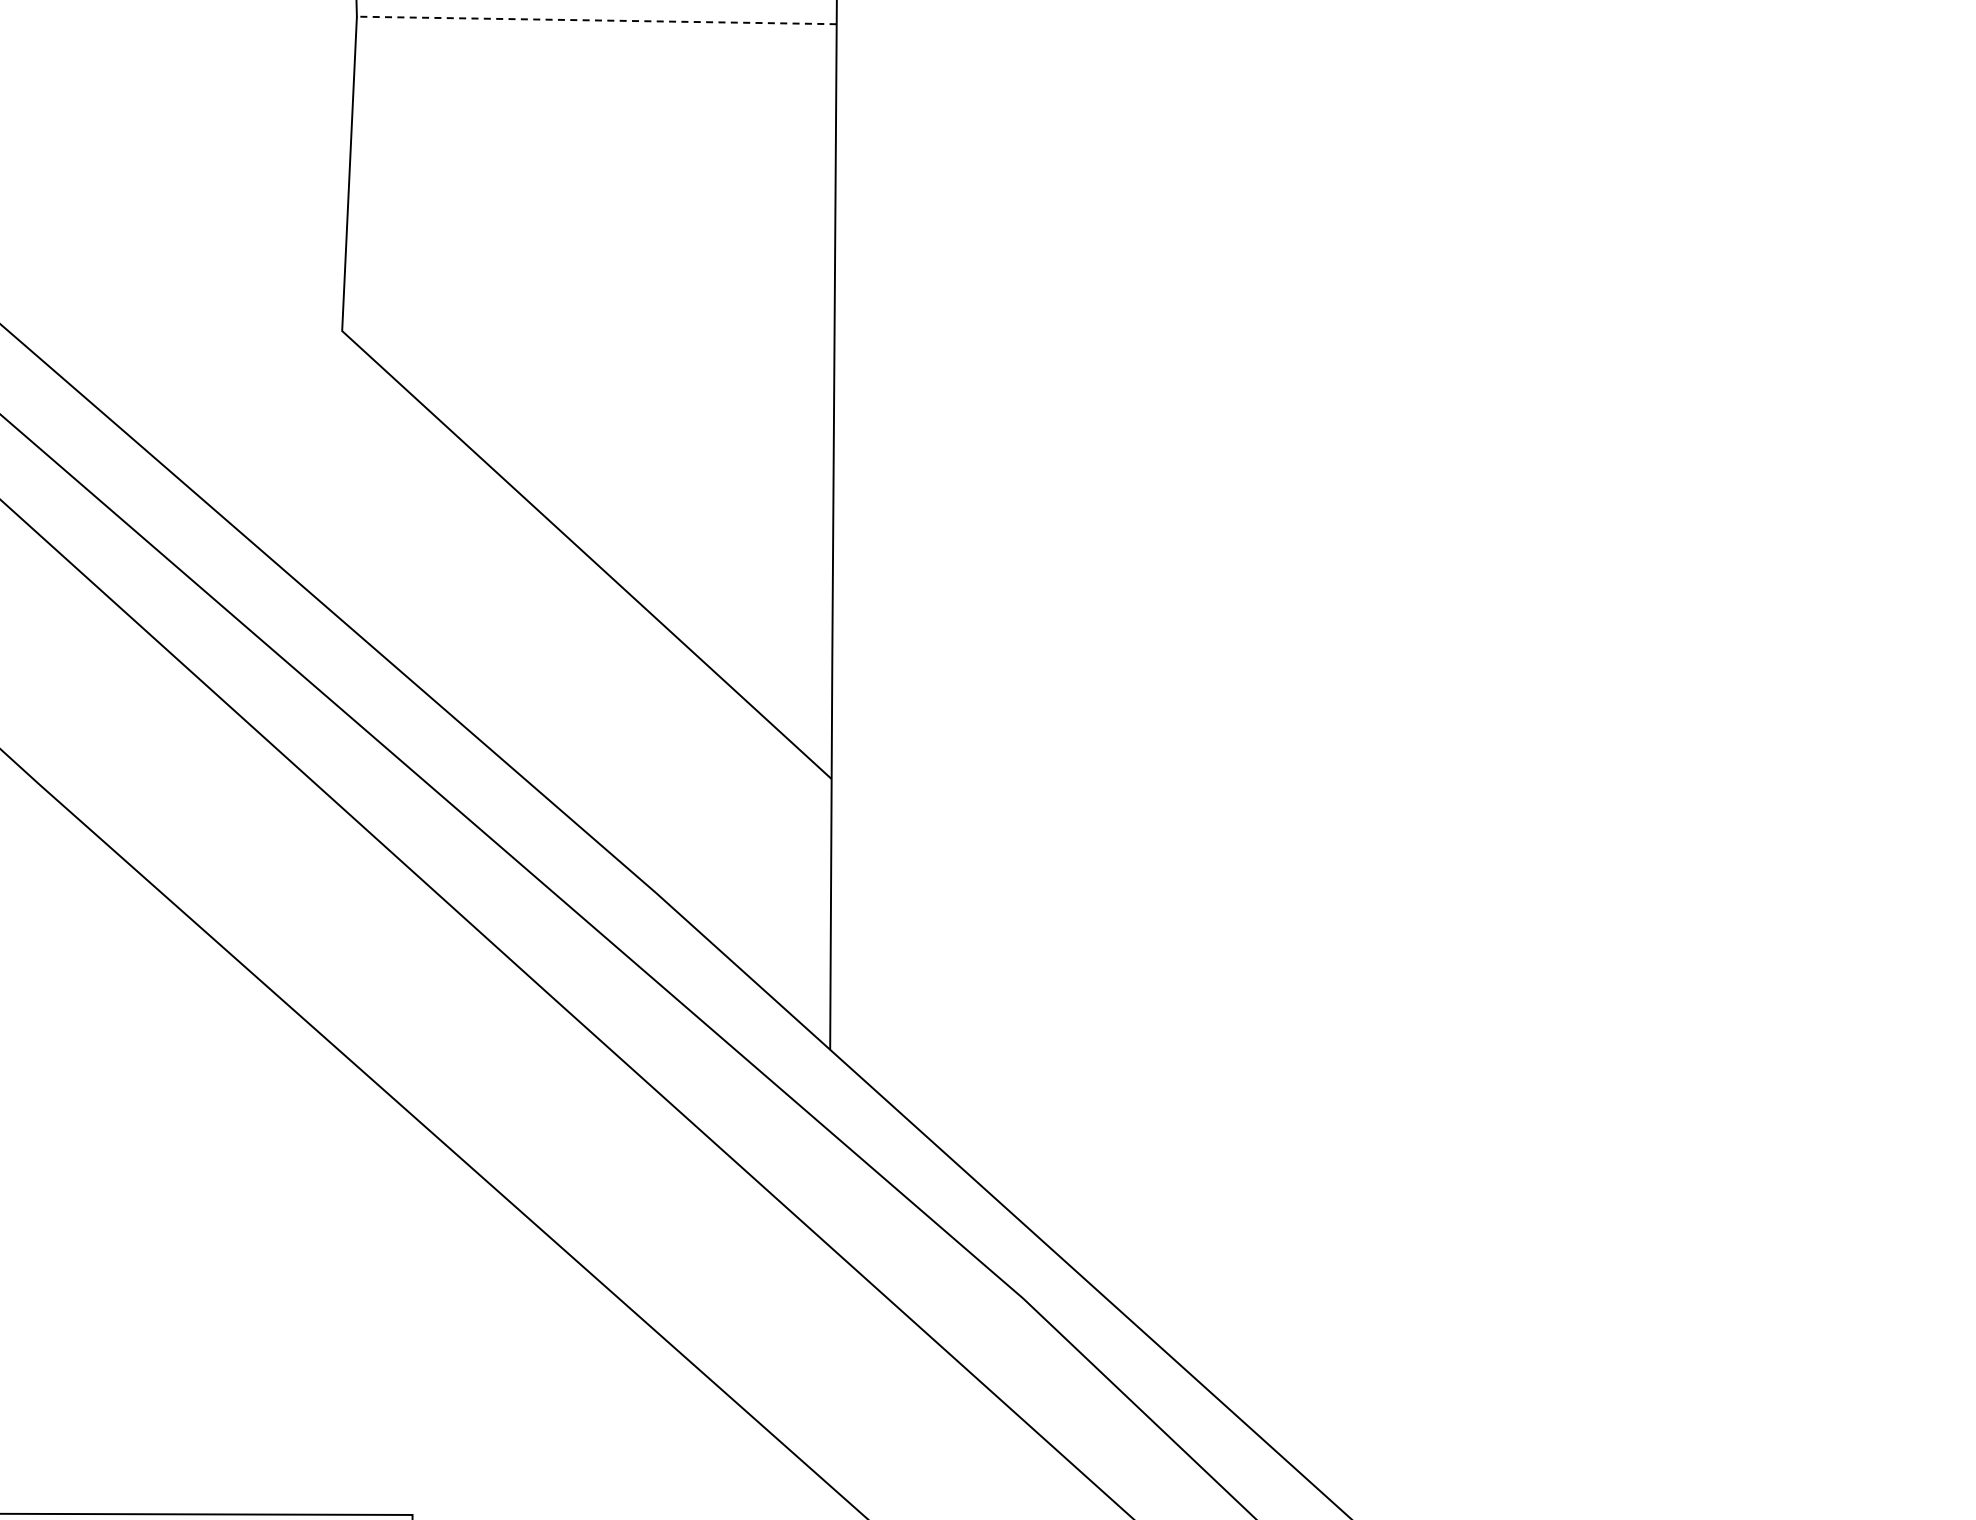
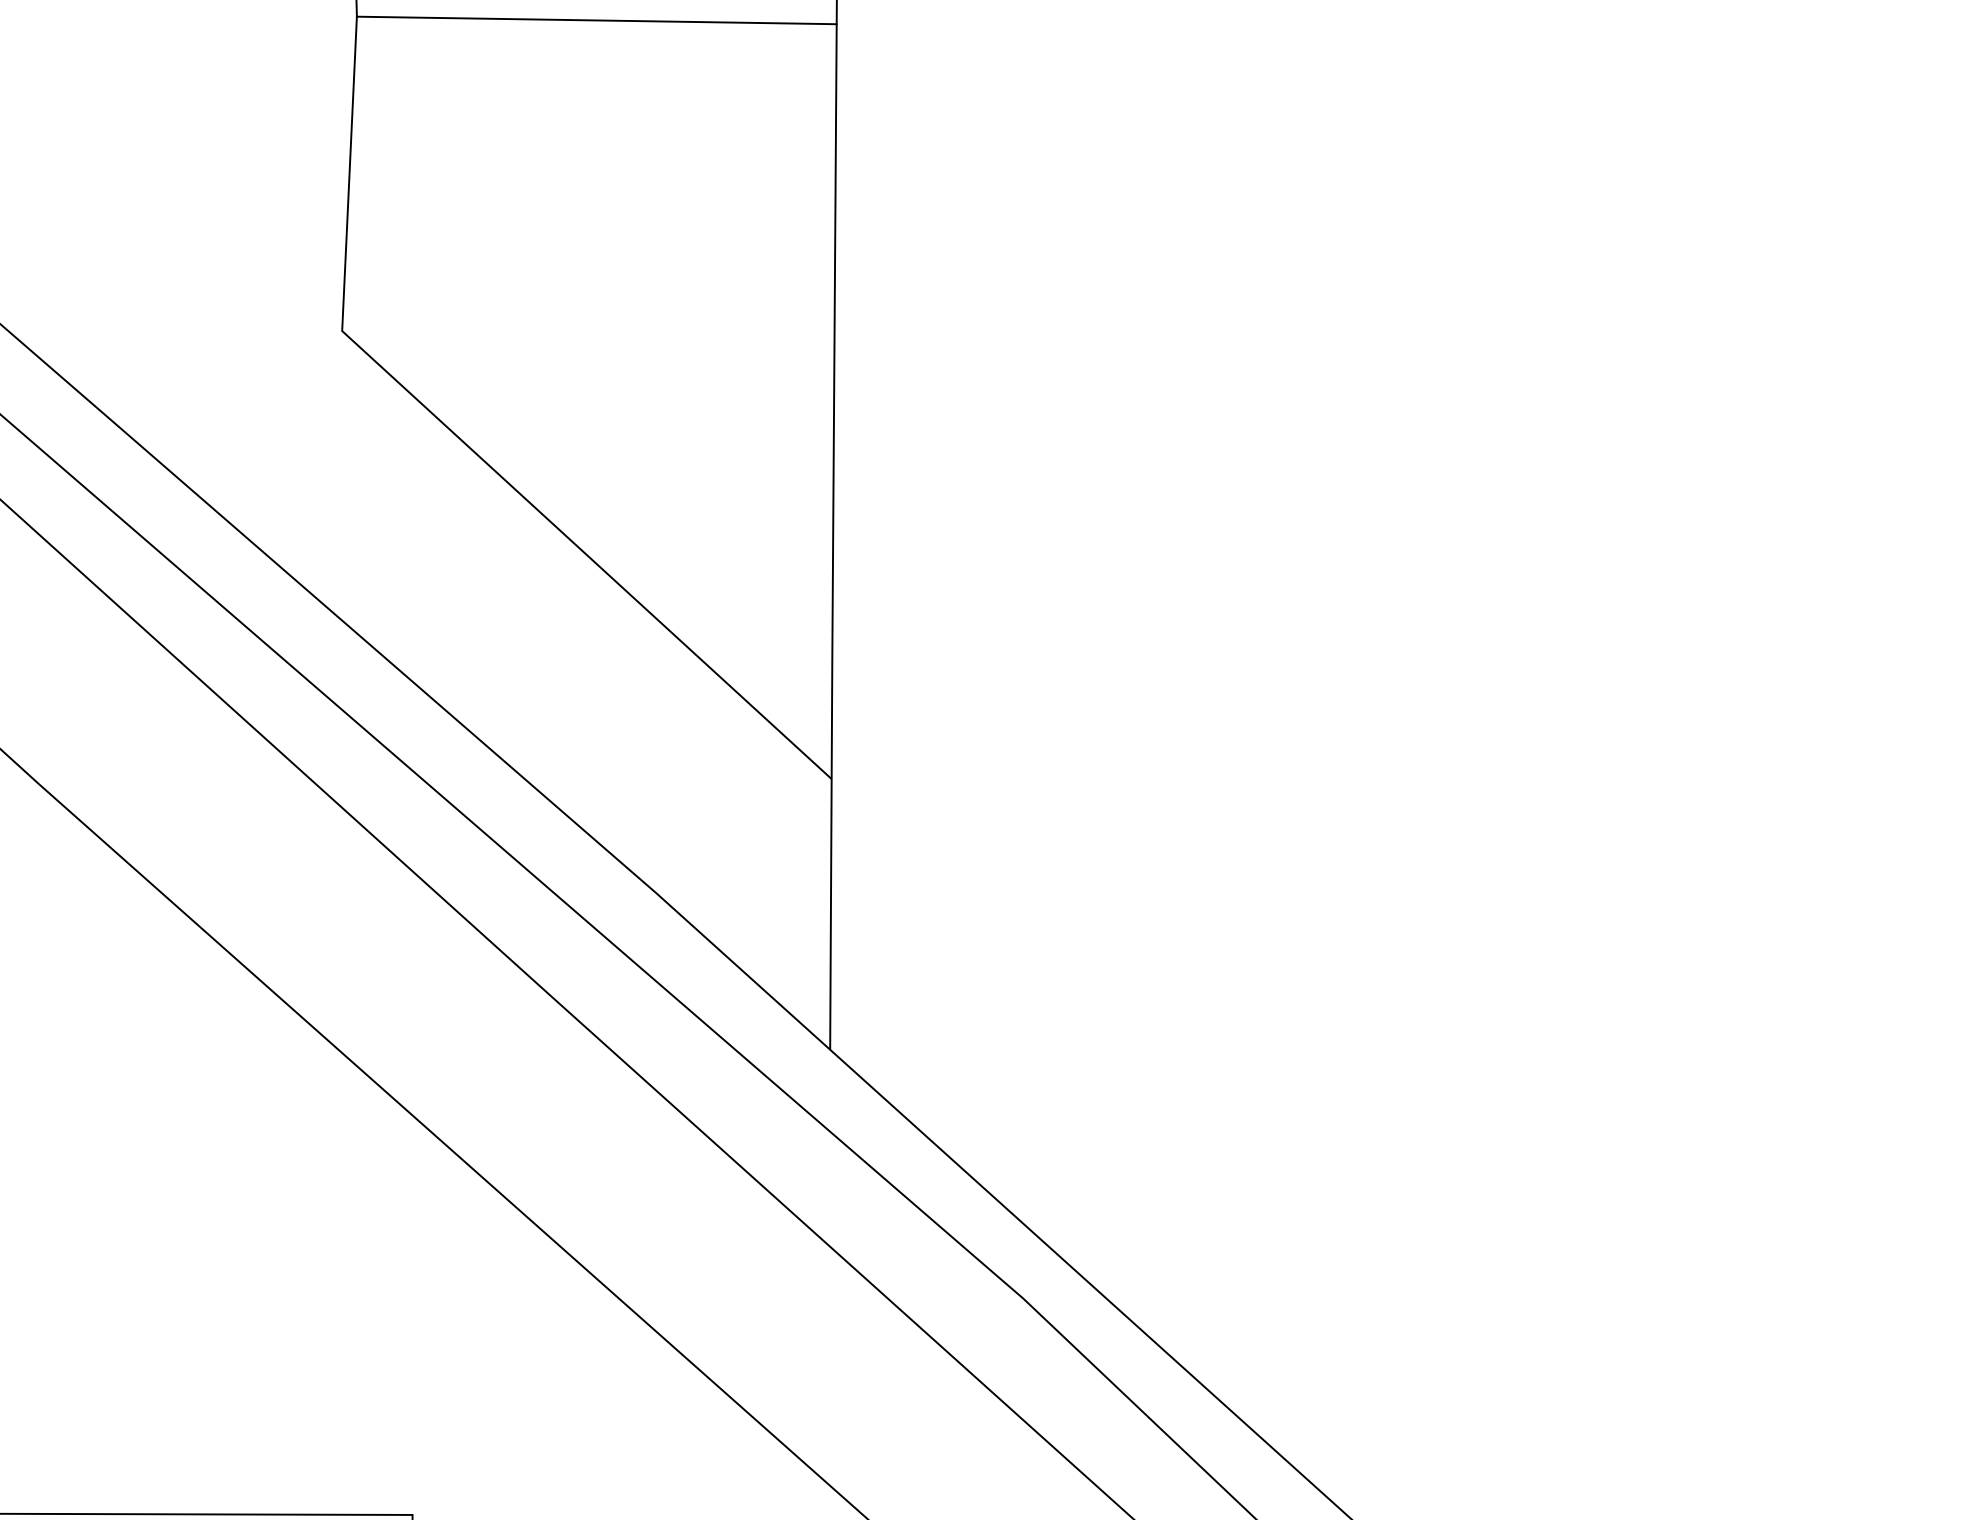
line: dashed -> solid (596, 20)
